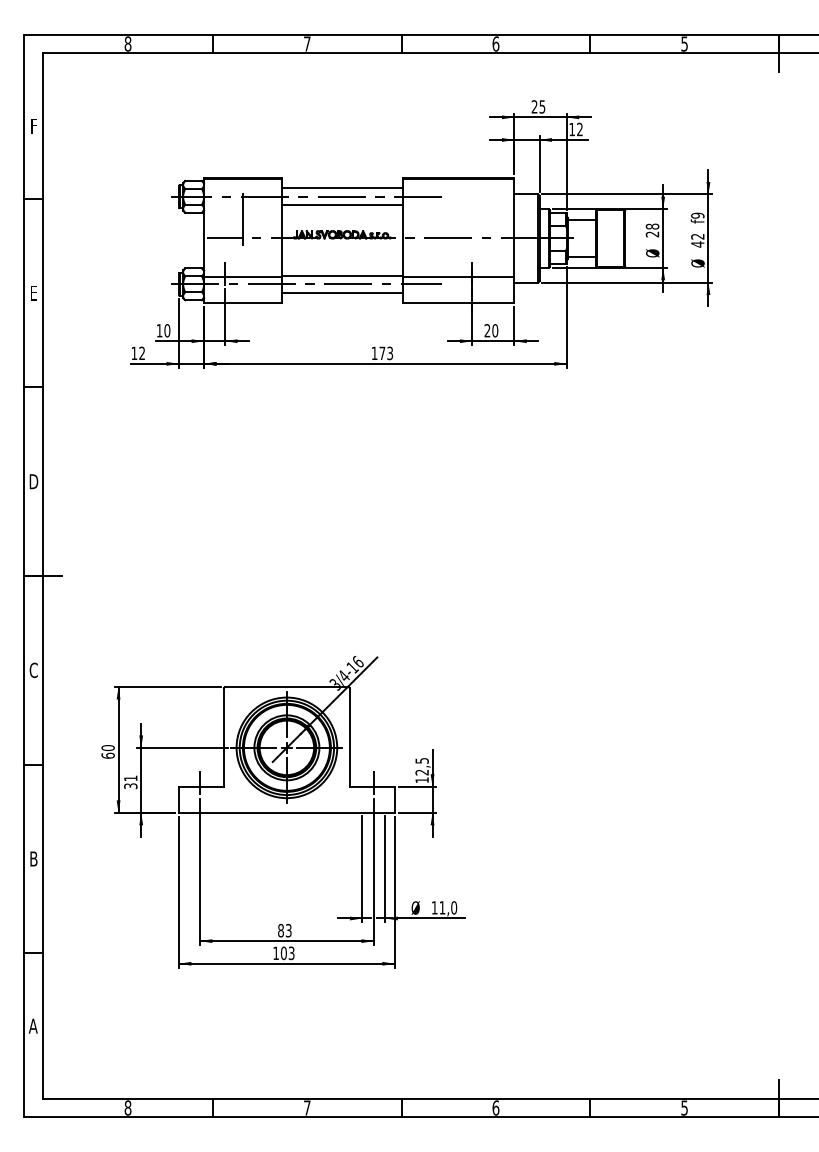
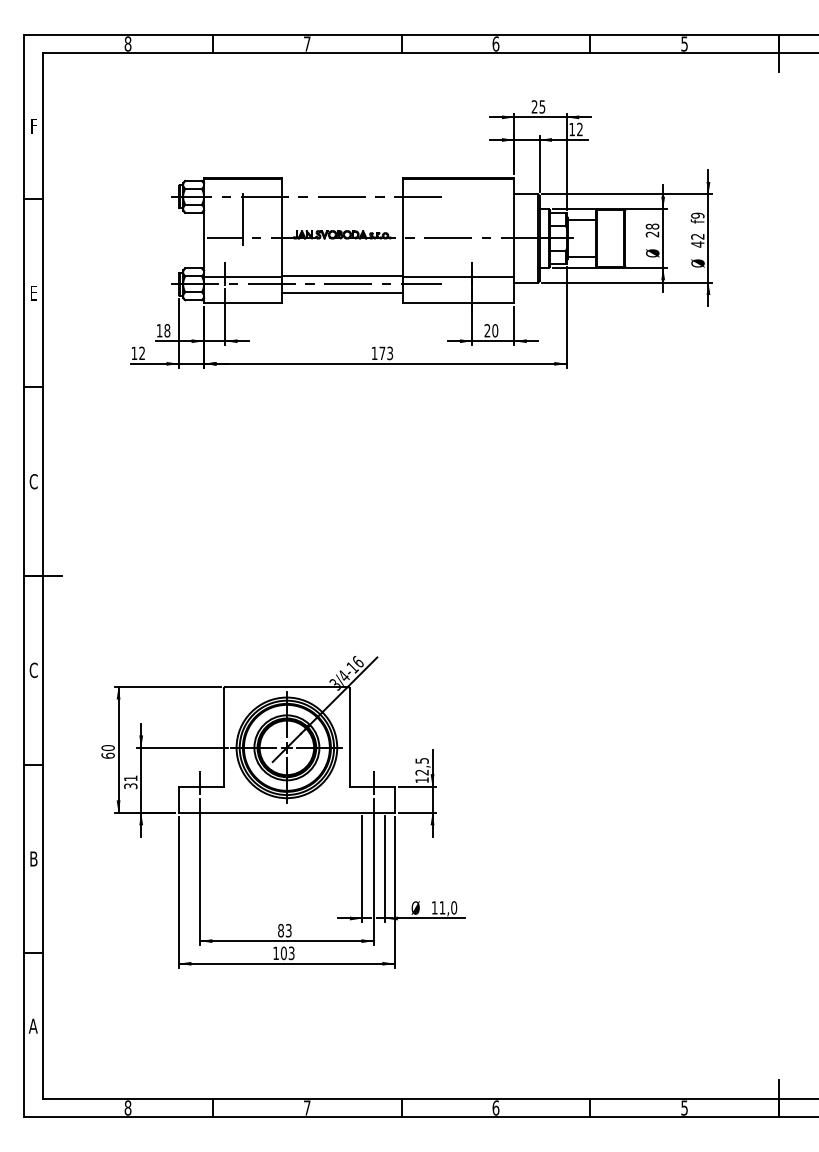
line: present -> none (342, 188)
line: present -> none (342, 205)
text: 10 -> 18 (167, 330)
text: D -> C (33, 481)
